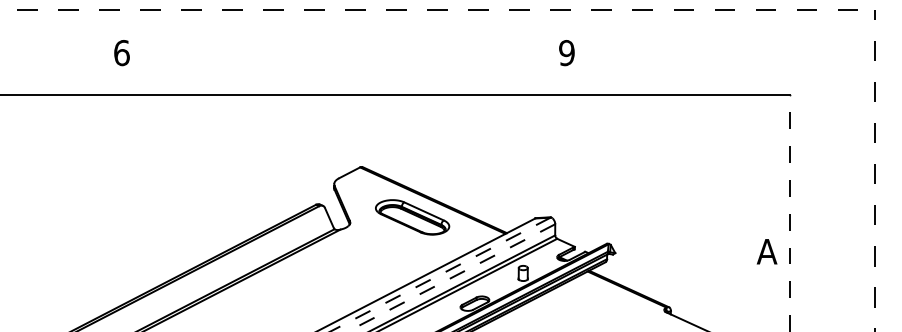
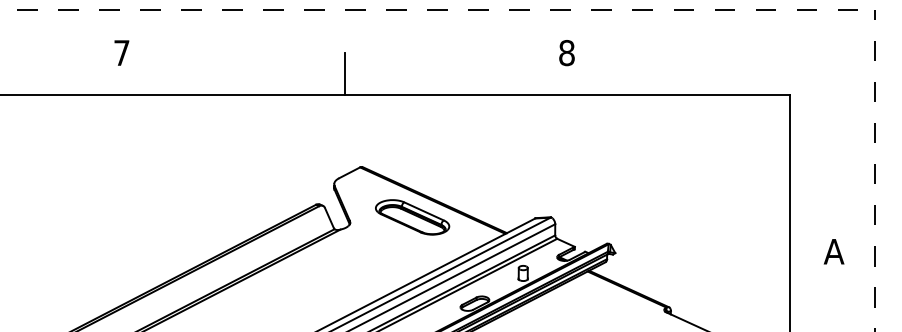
text: 6 -> 7 (121, 53)
text: 9 -> 8 (566, 53)
line: none -> present (345, 73)
line: dashed -> solid (790, 212)
text position: (766, 251) -> (833, 251) (833, 251)
line: dashed -> solid (440, 274)
line: dashed -> solid (451, 277)
